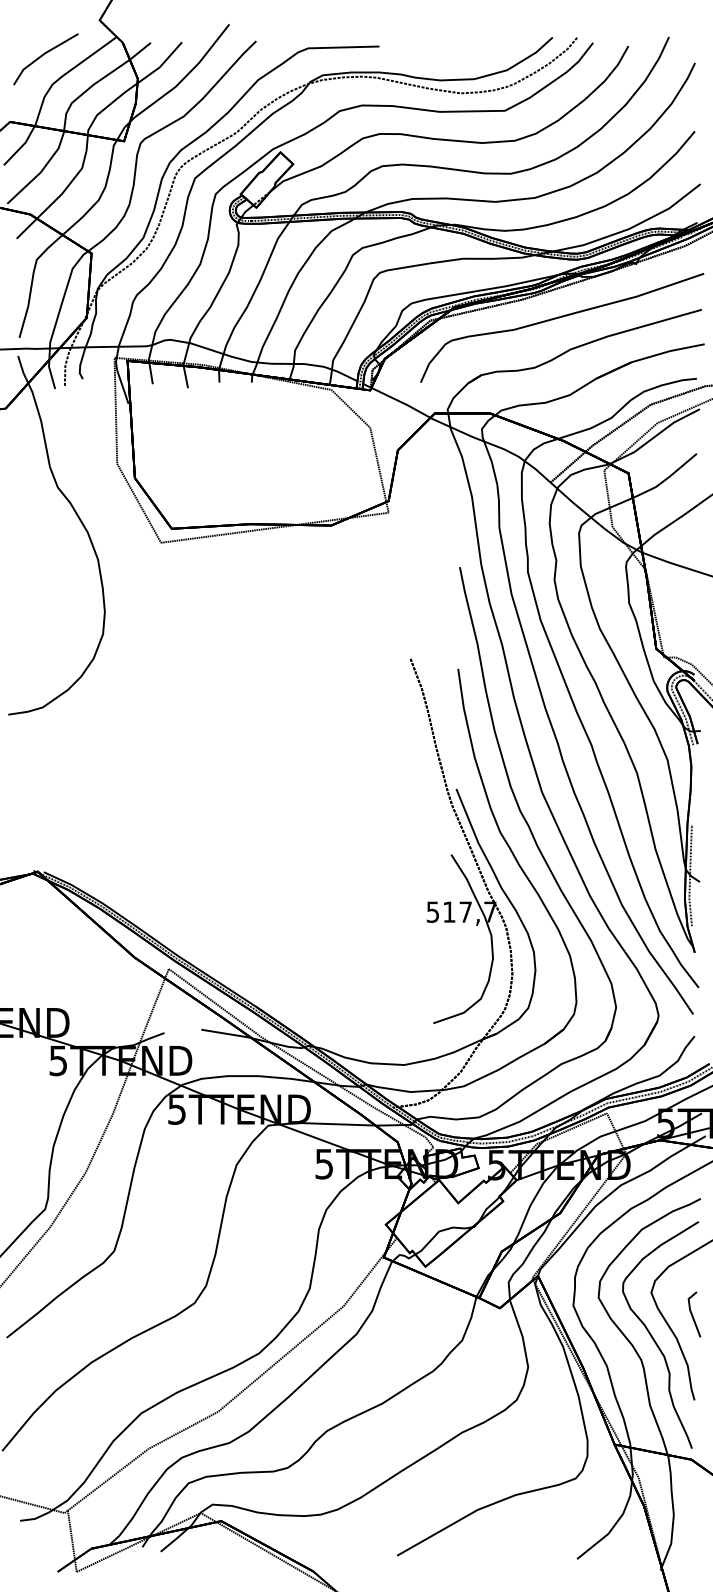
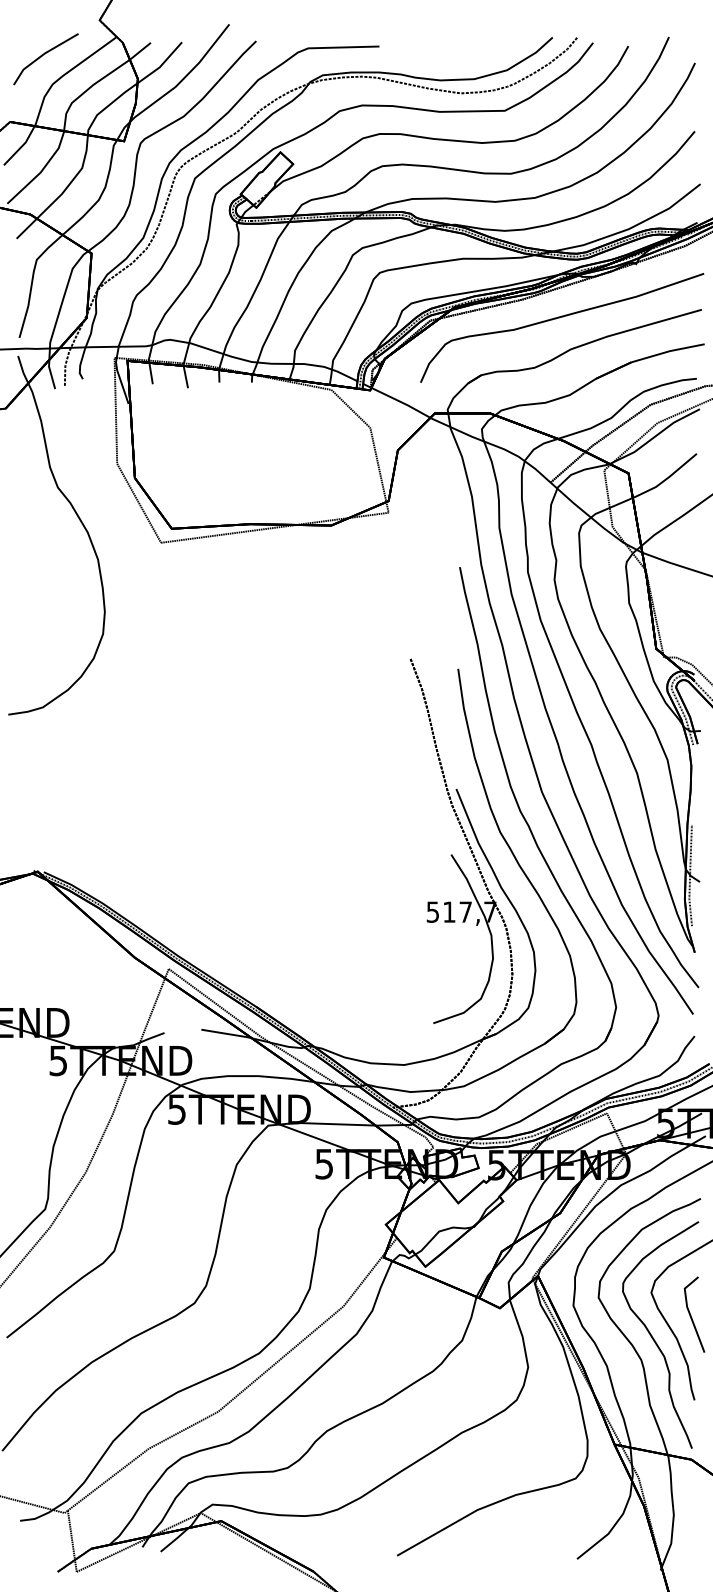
part size: 15x47 px -> 23x77 px (694, 1314)
